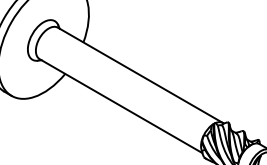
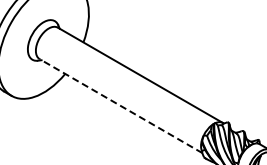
line: solid -> dashed (121, 106)
